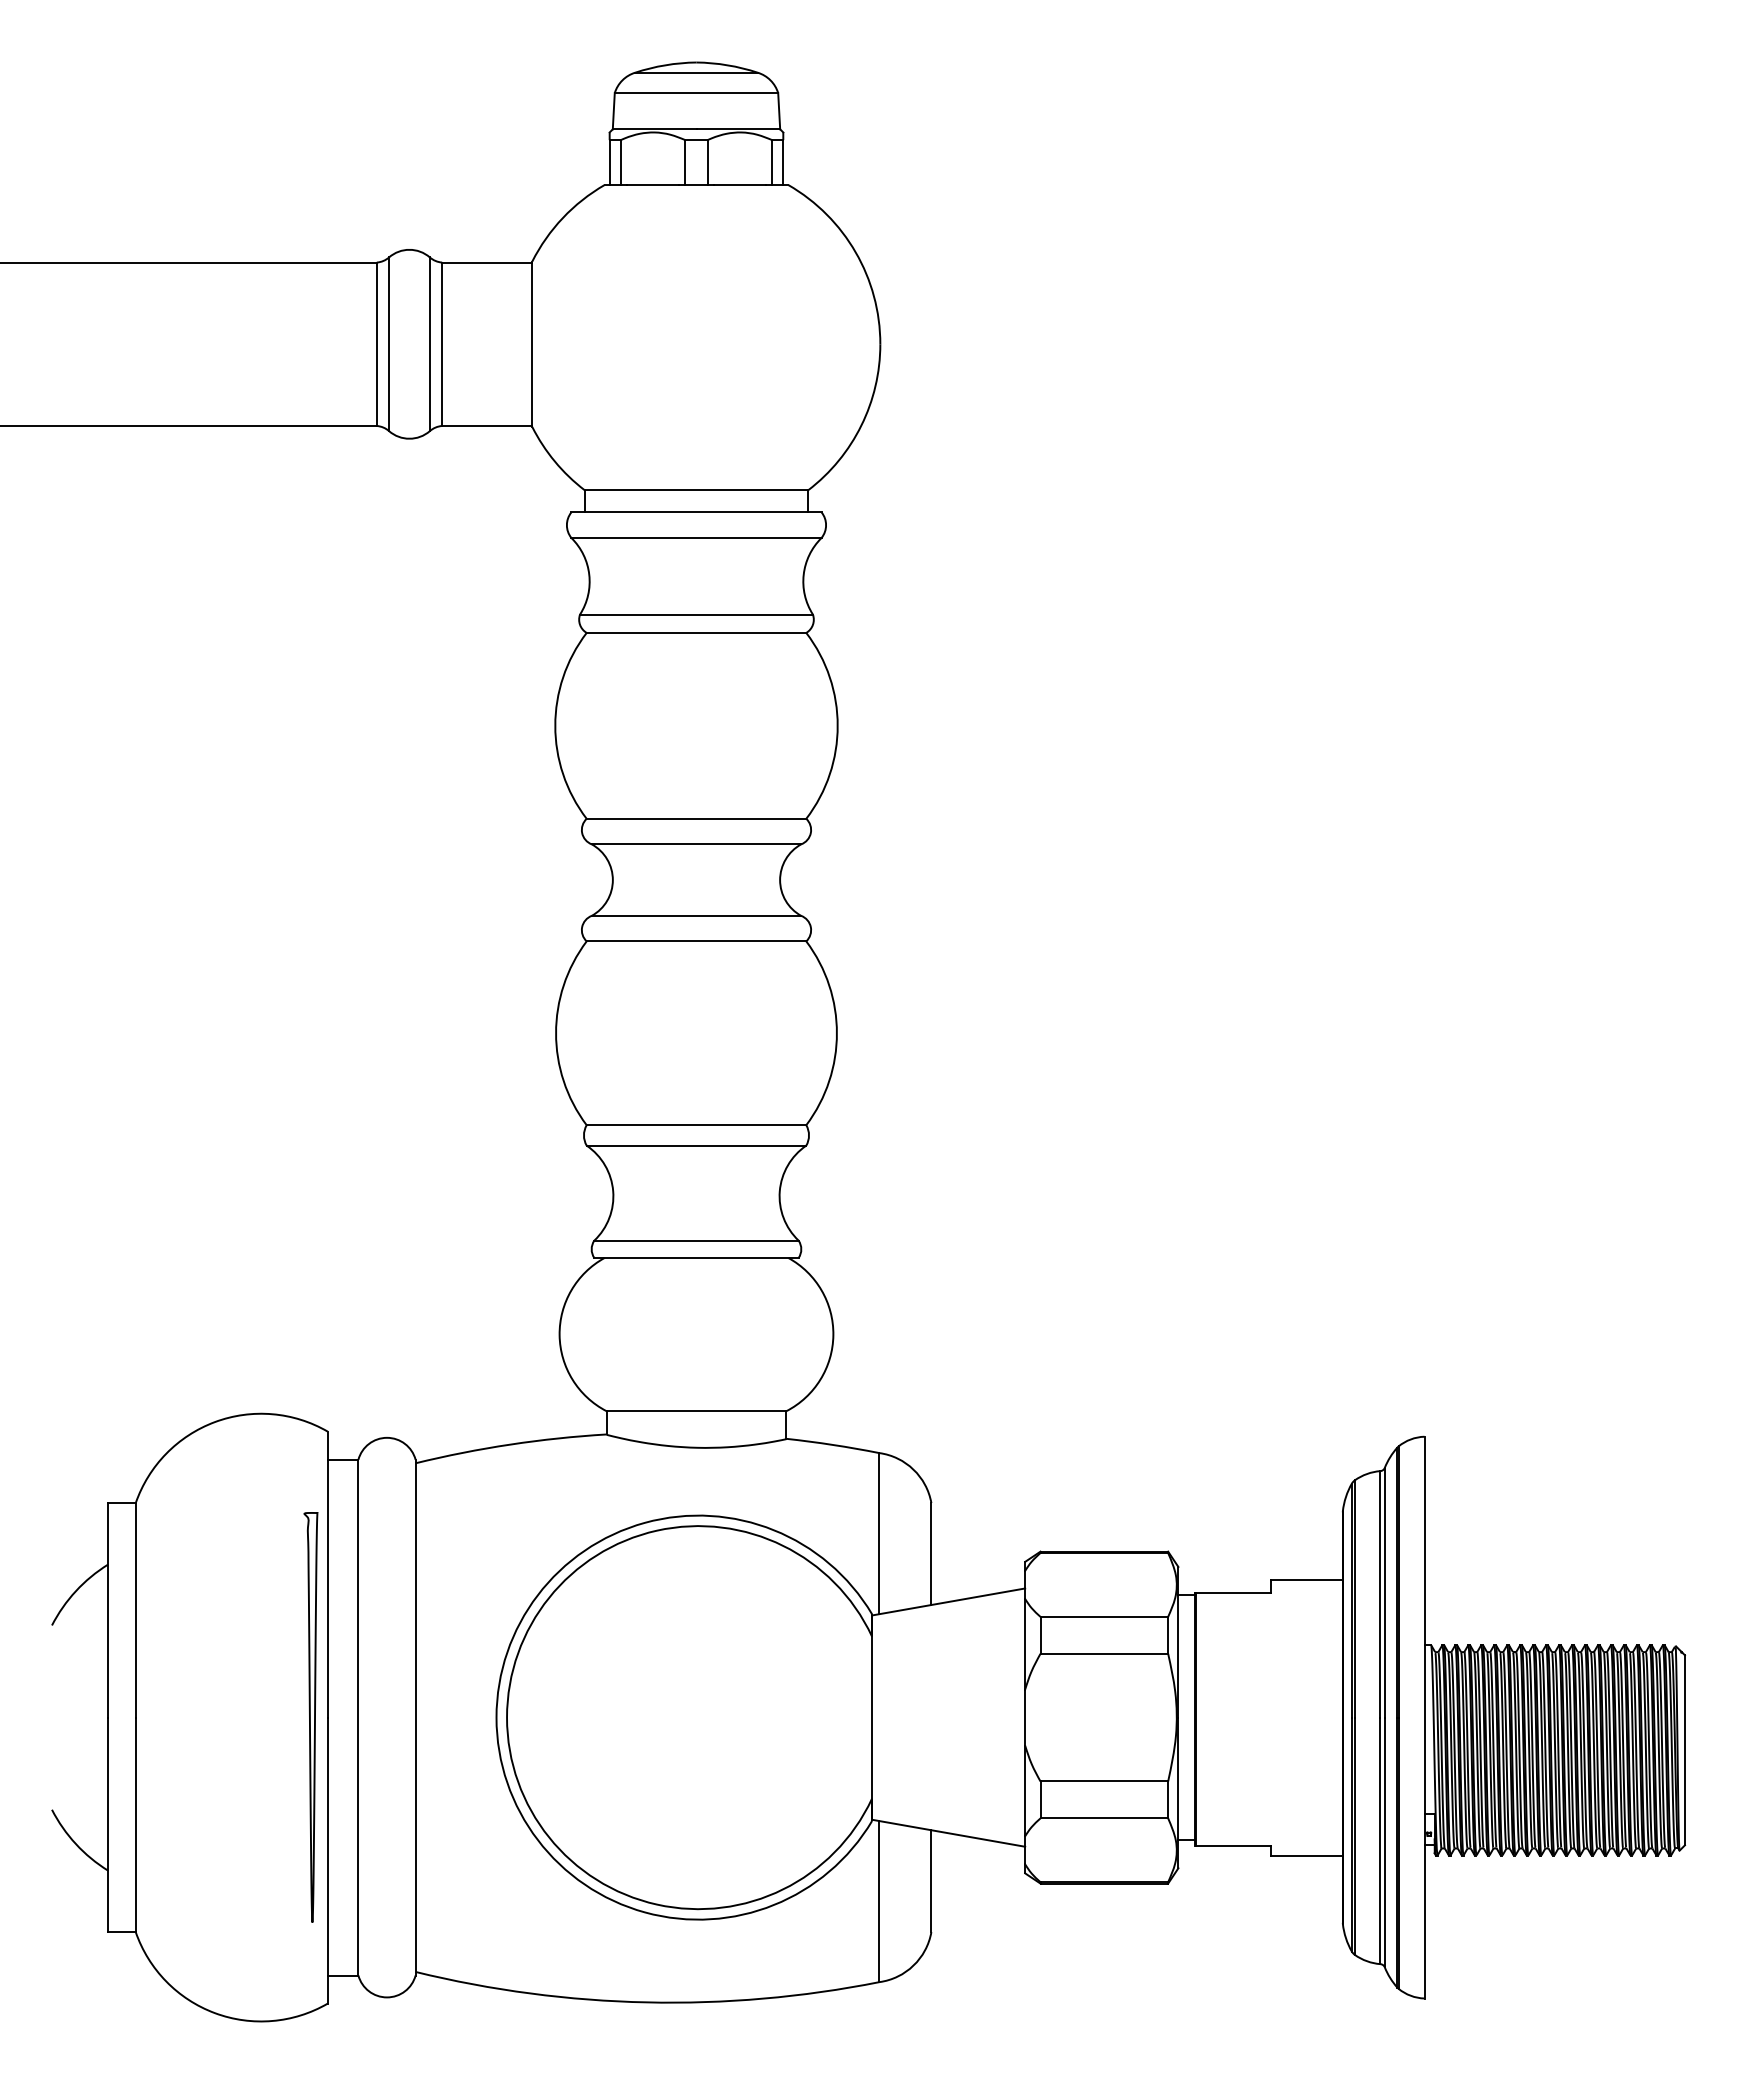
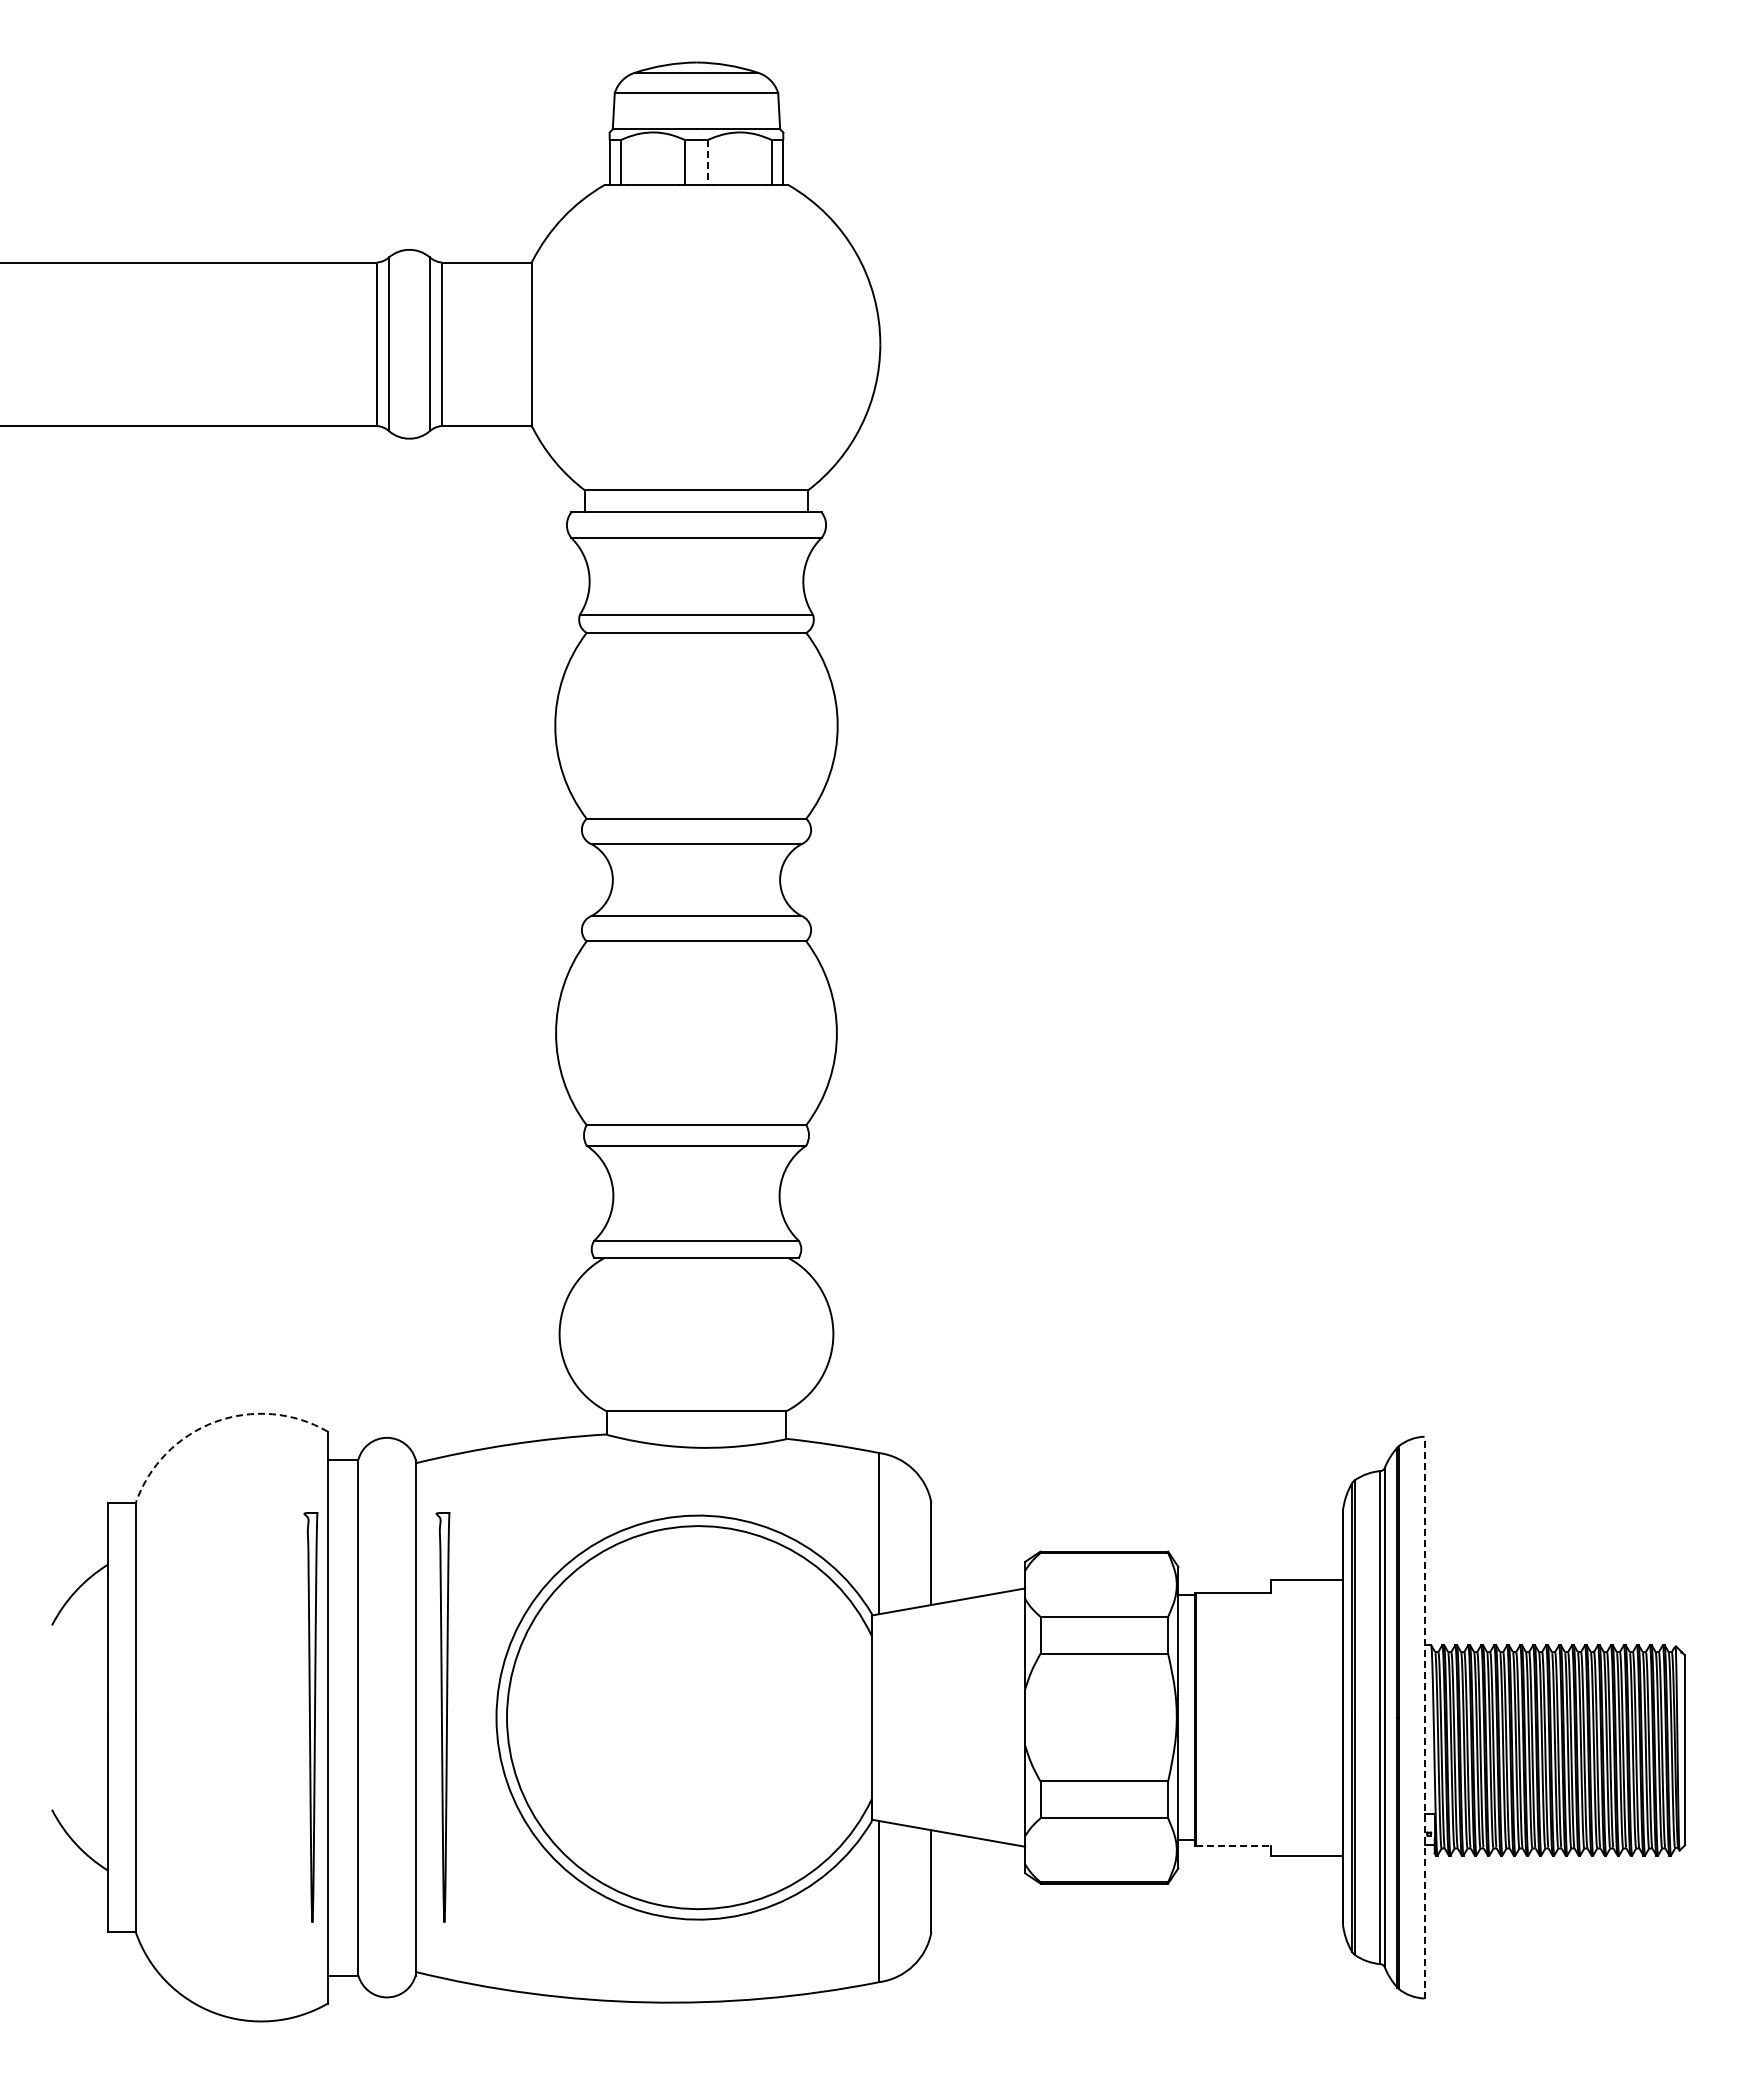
line: solid -> dashed (707, 163)
arc: solid -> dashed (214, 1422)
curve: none -> present (442, 1717)
line: solid -> dashed (1424, 1717)
line: solid -> dashed (1233, 1845)
